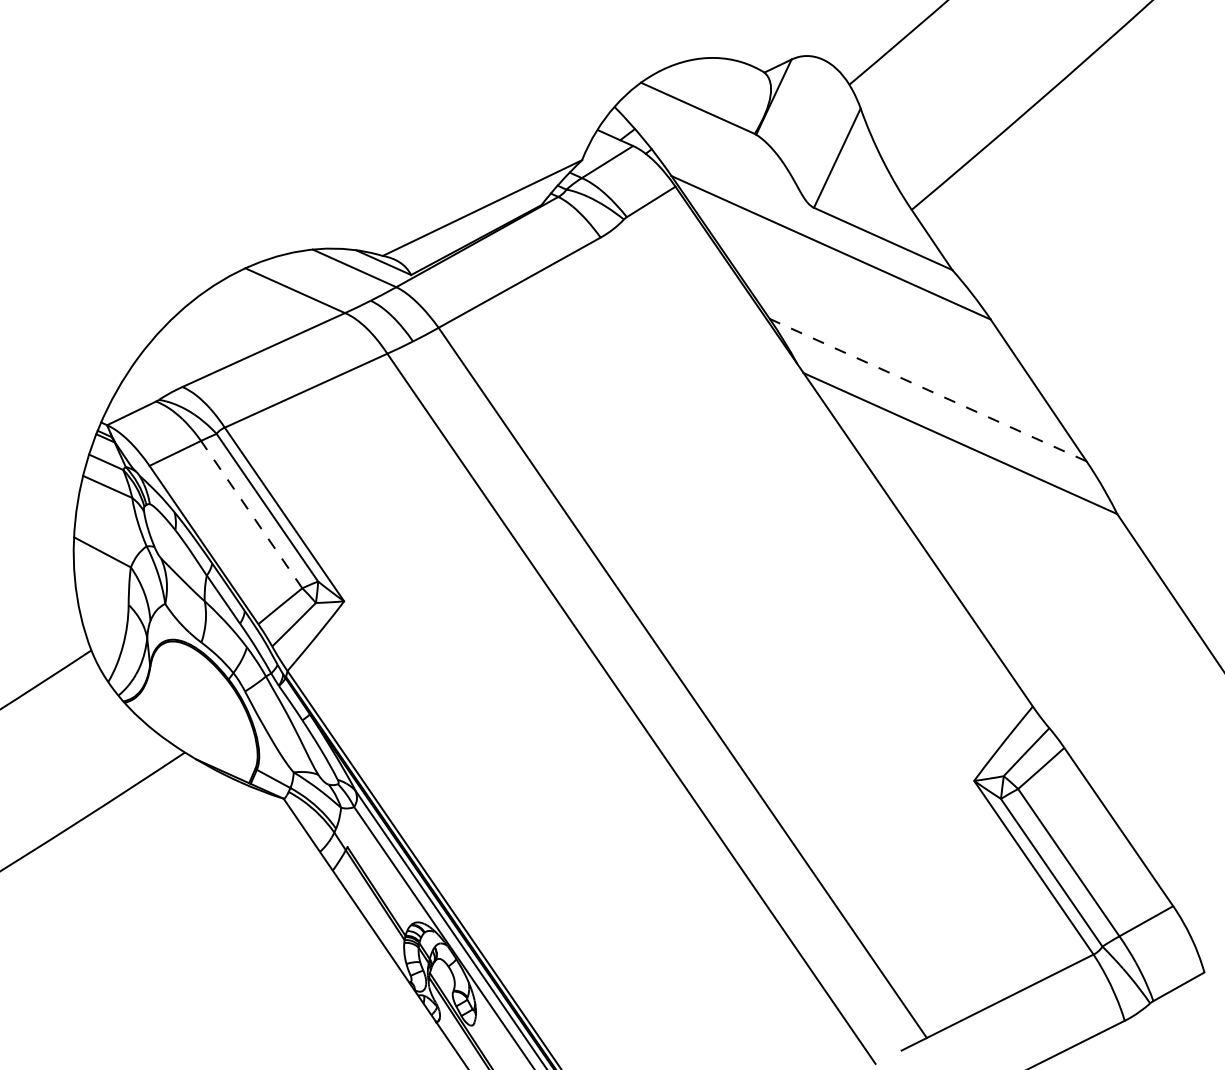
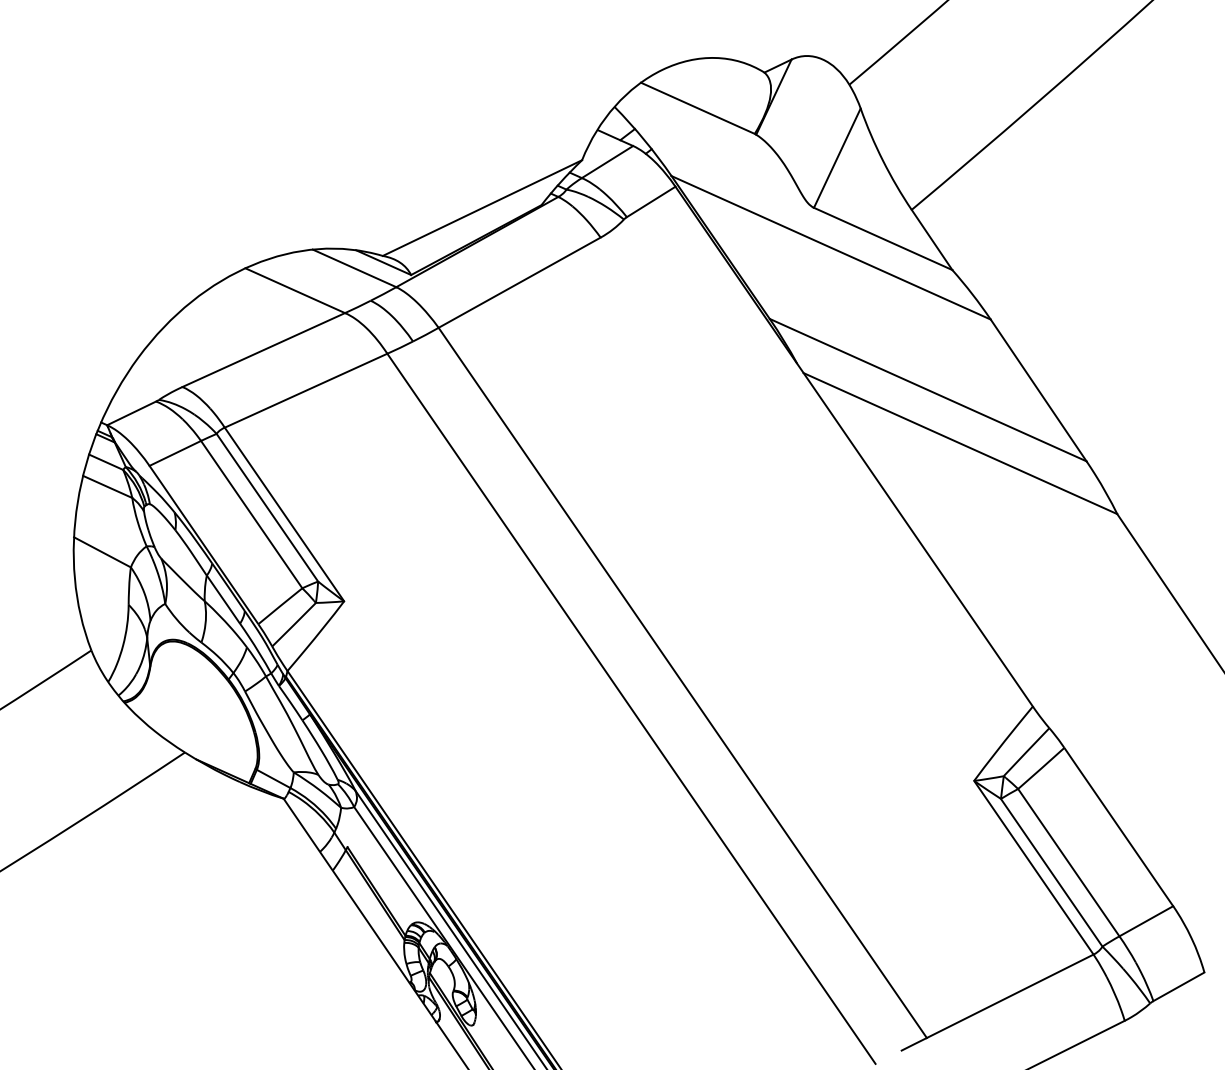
line: dashed -> solid (928, 390)
line: dashed -> solid (251, 514)
